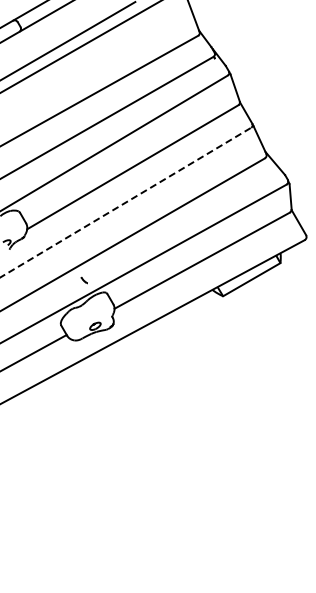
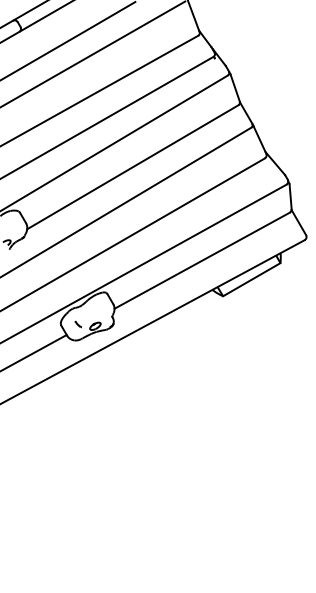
line position: (80, 46) -> (93, 54) (93, 54)
line: dashed -> solid (125, 202)
part position: (83, 280) -> (77, 324) (77, 324)
